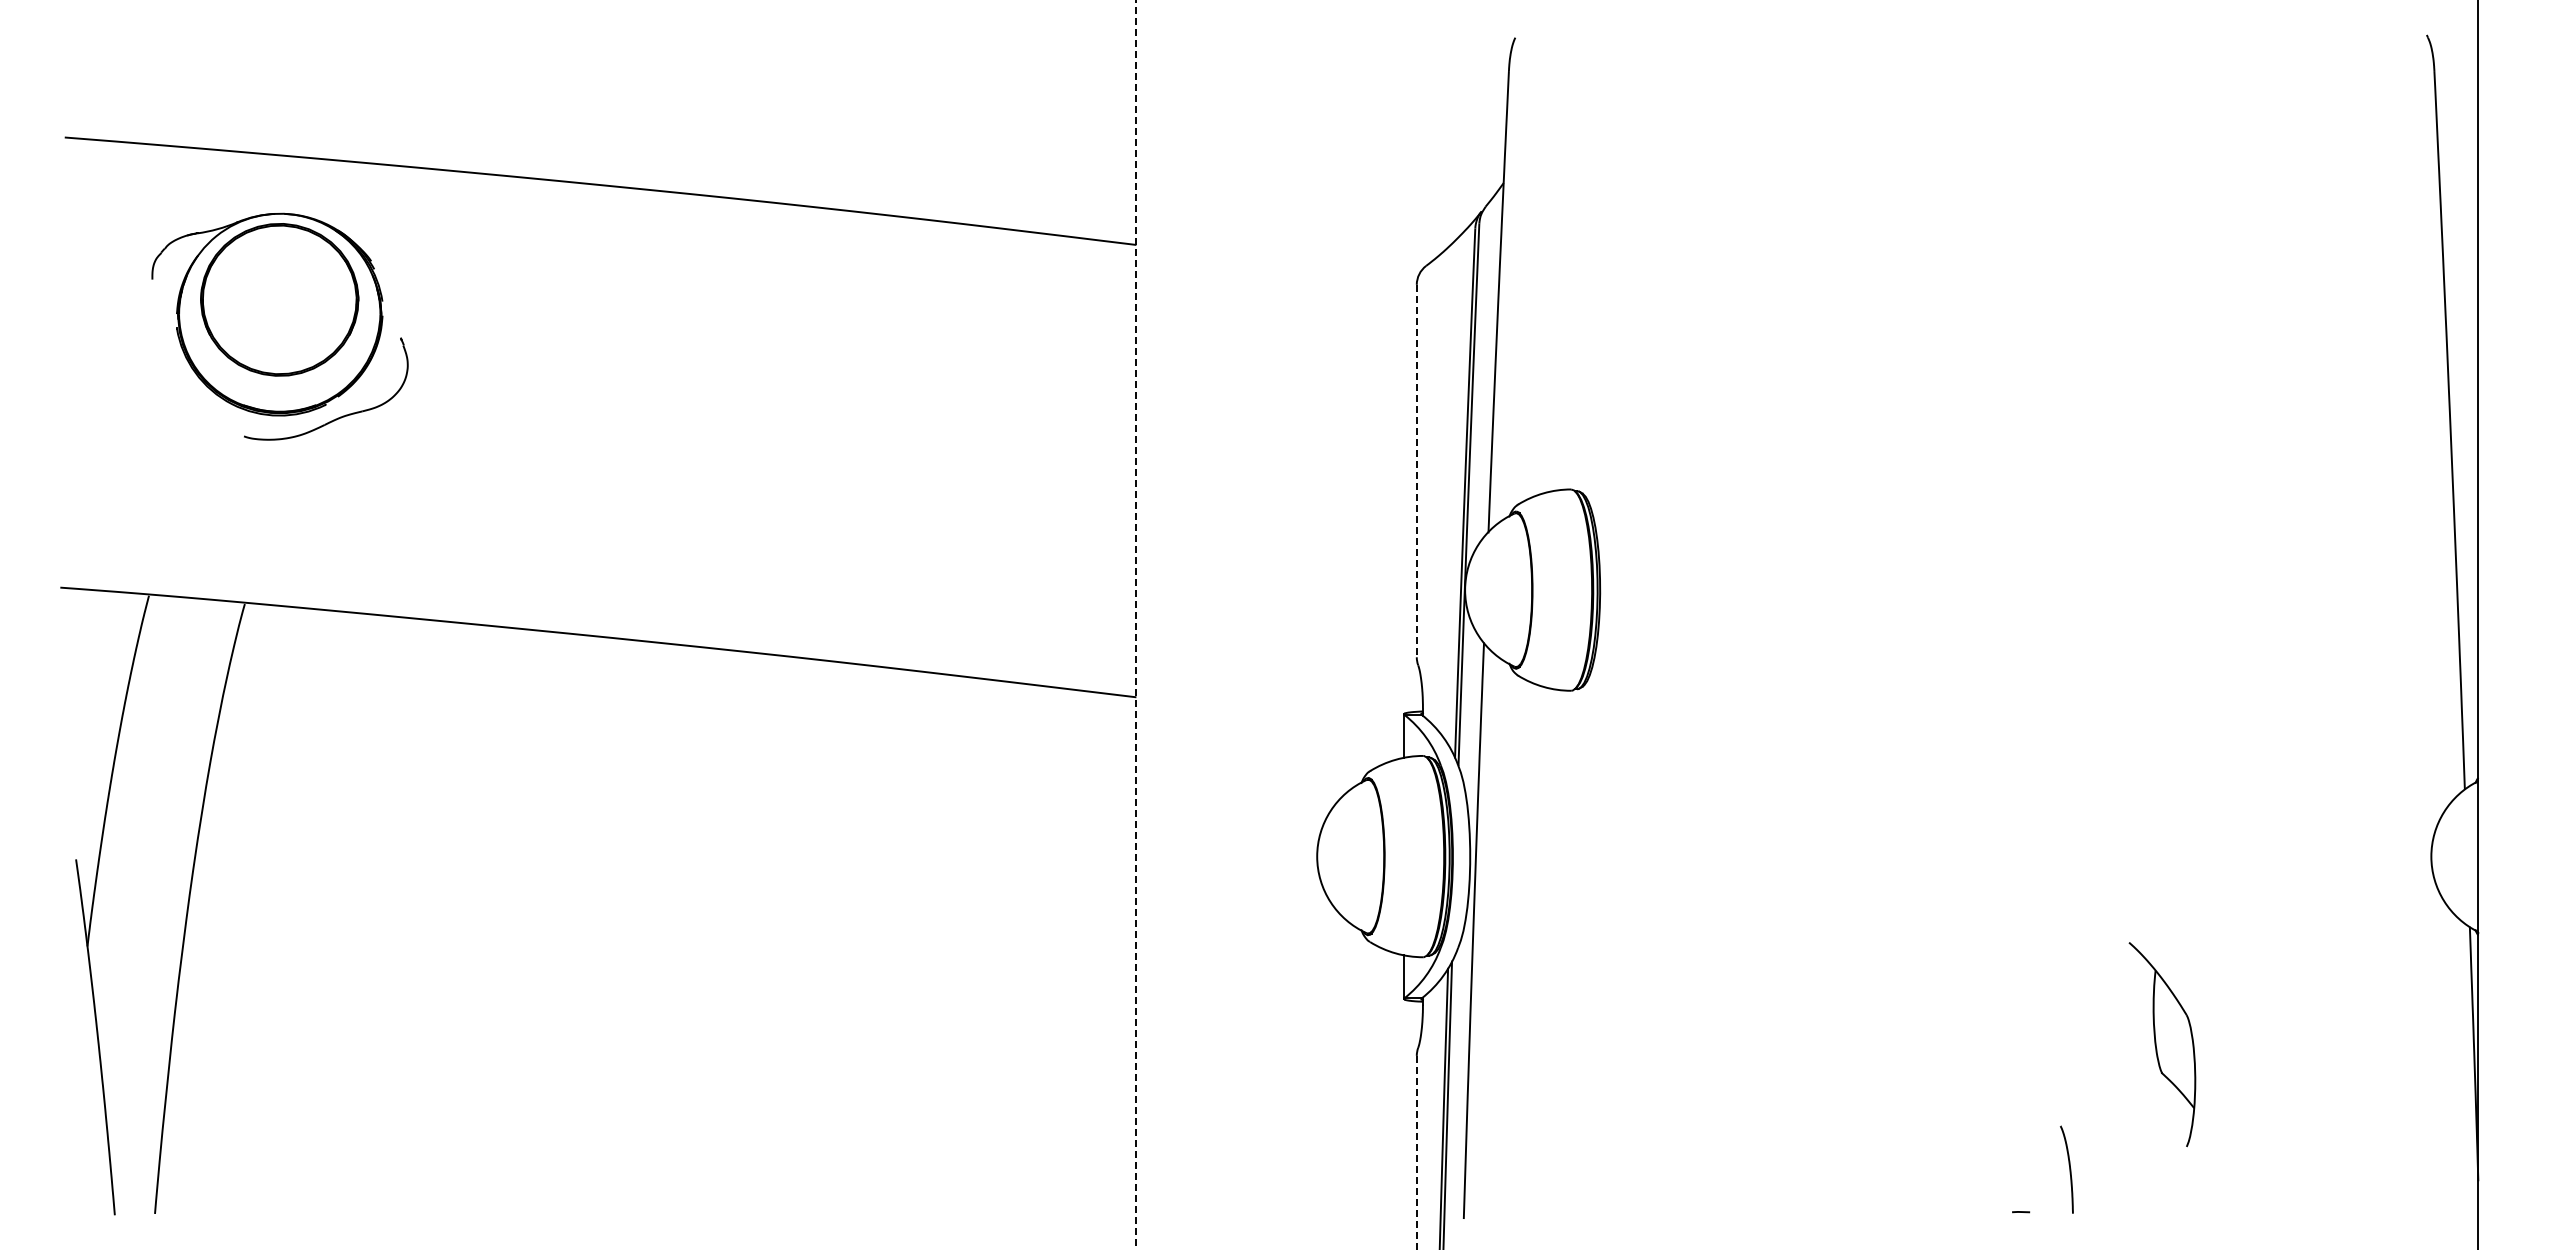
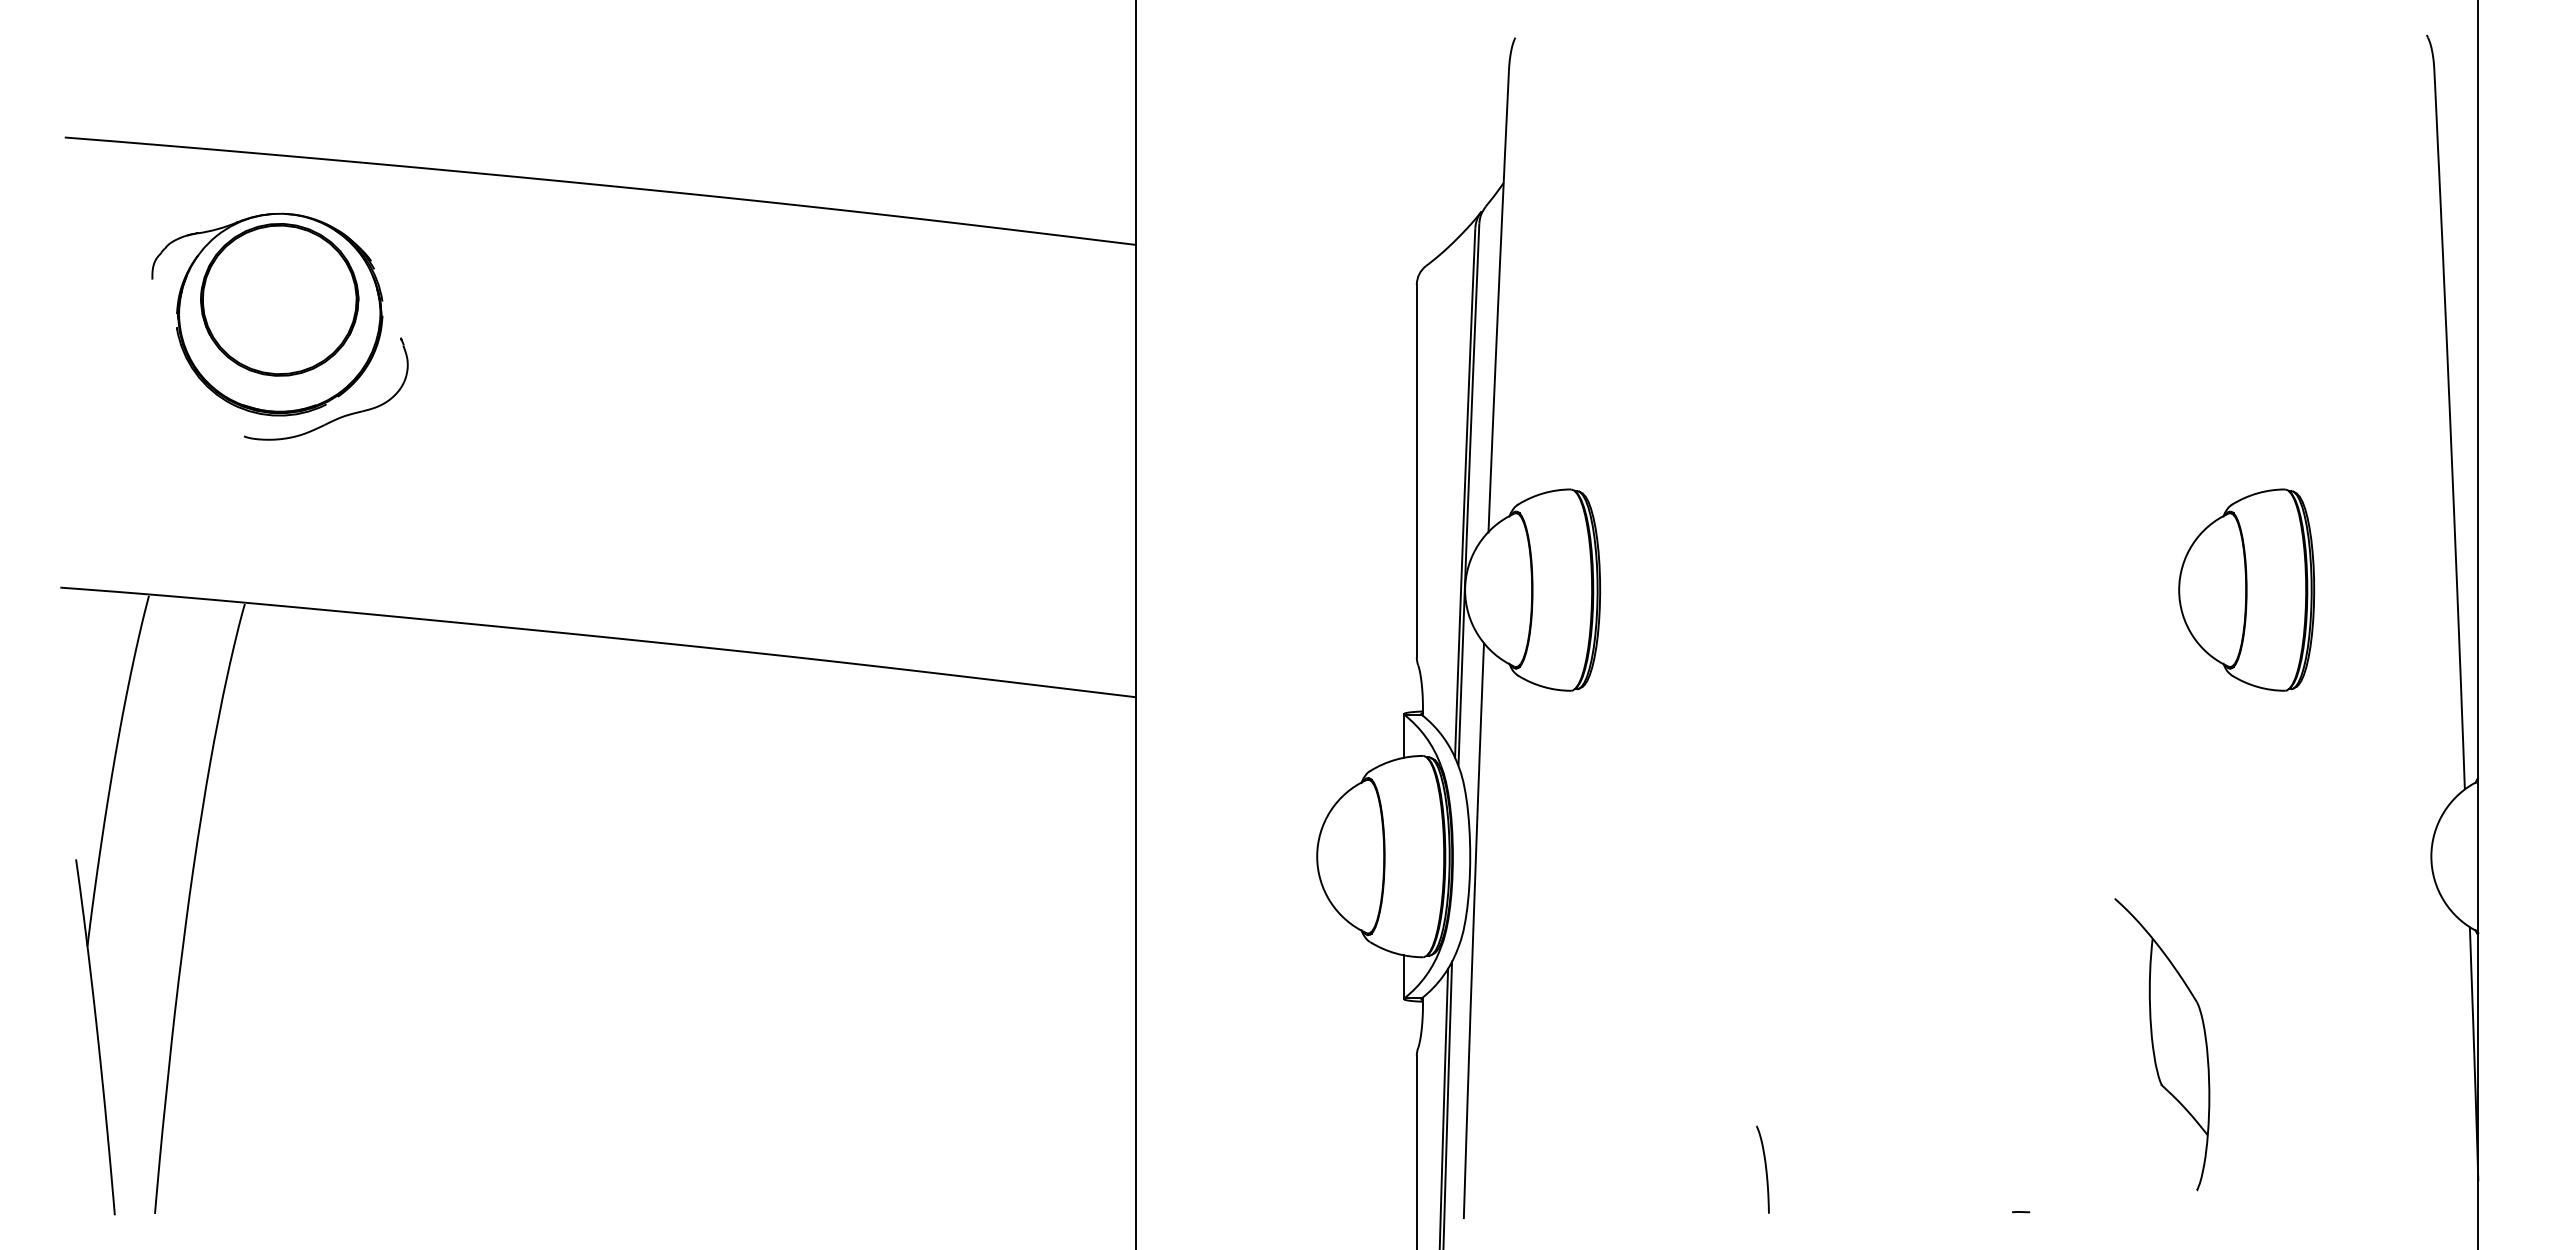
line: dashed -> solid (1416, 471)
part: none -> present (2246, 589)
line: dashed -> solid (1136, 624)
part size: 69x206 px -> 97x294 px (2162, 1044)
line: dashed -> solid (1416, 1152)
curve position: (2069, 1169) -> (1765, 1169) (1765, 1169)
